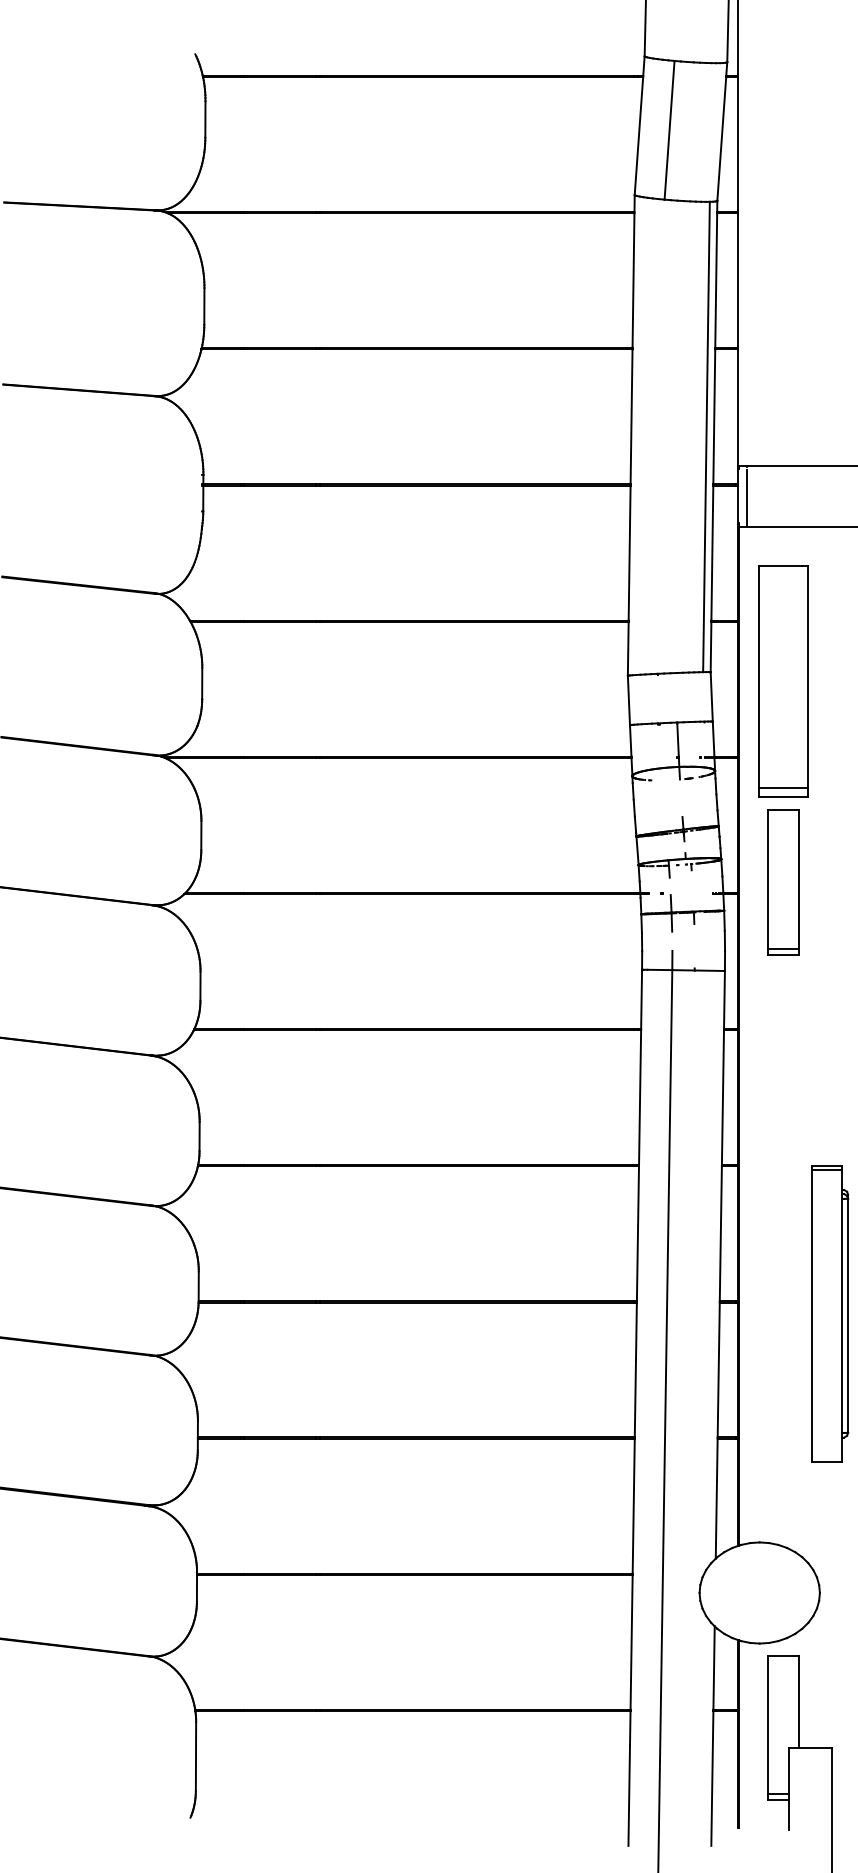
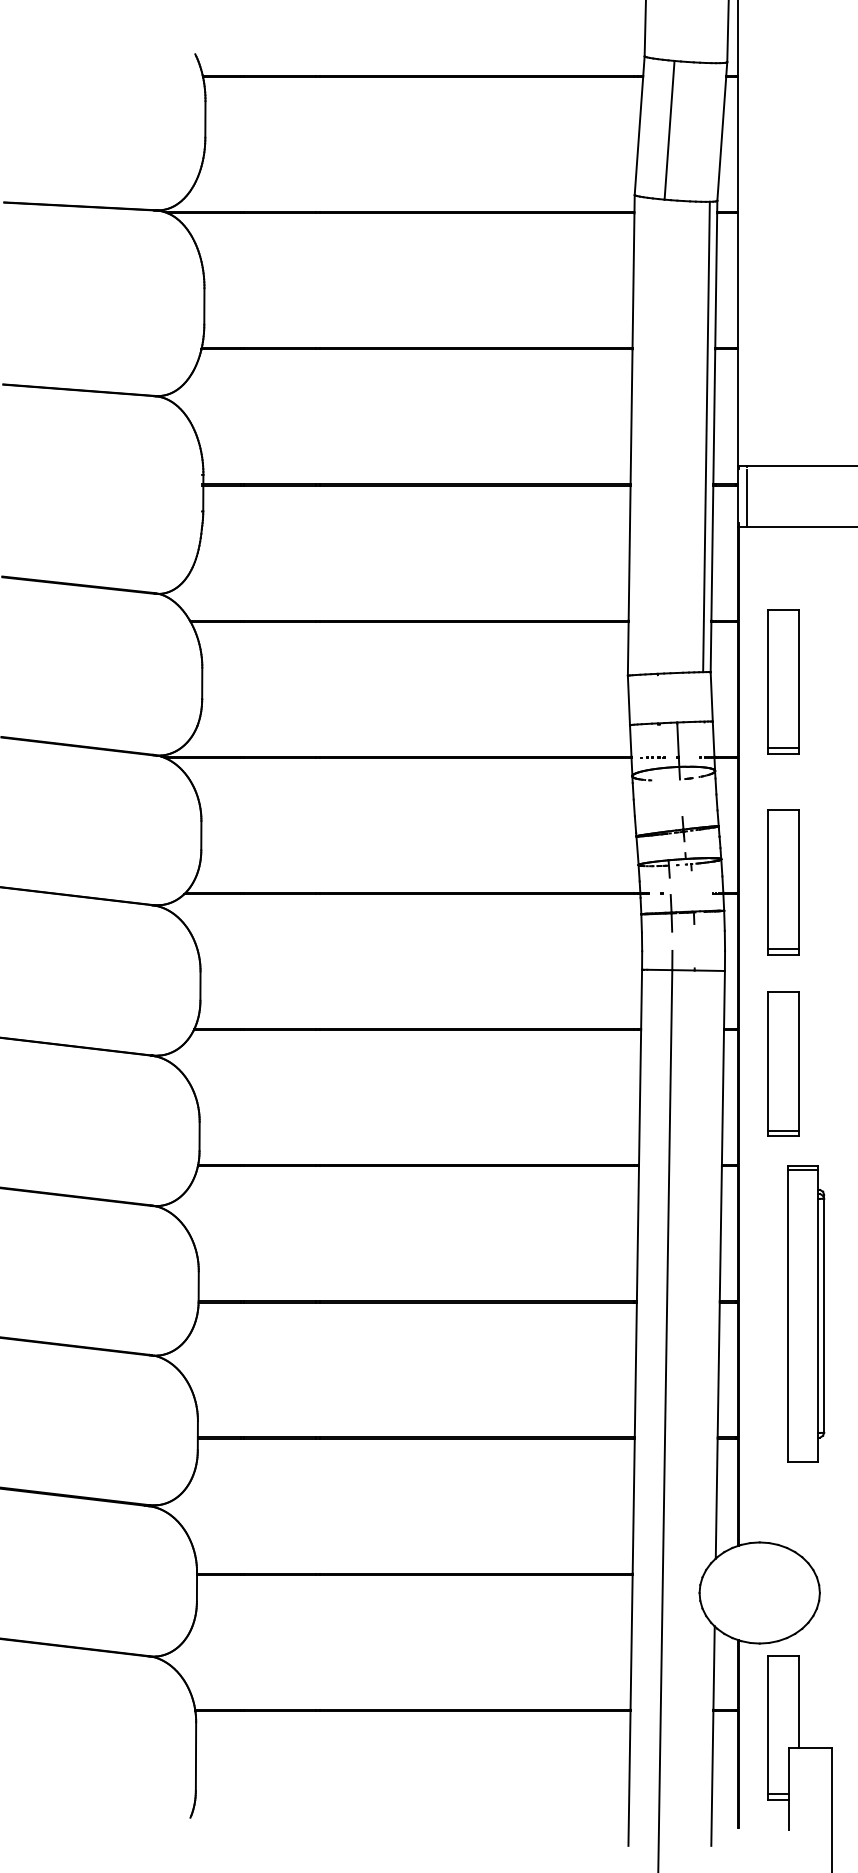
part size: 51x233 px -> 33x146 px (783, 681)
part: none -> present (652, 757)
part: none -> present (783, 1063)
part position: (830, 1313) -> (806, 1313) (806, 1313)
